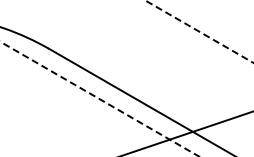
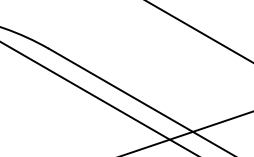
line: dashed -> solid (199, 31)
line: dashed -> solid (100, 99)
